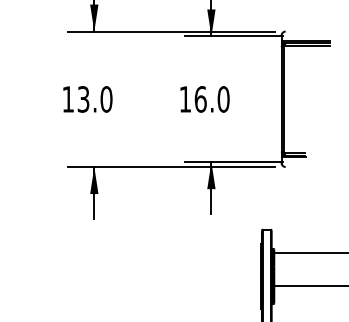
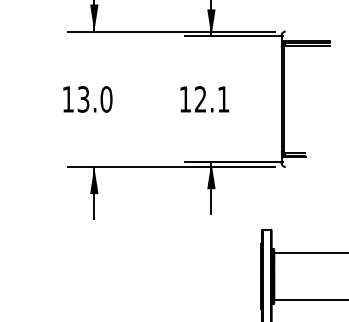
text: 16.0 -> 12.1 (211, 99)
line position: (309, 285) -> (309, 299) (309, 299)
